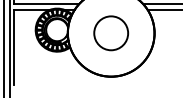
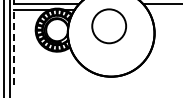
line: present -> none (163, 9)
circle position: (110, 33) -> (108, 26) (108, 26)
line: solid -> dashed (14, 47)
